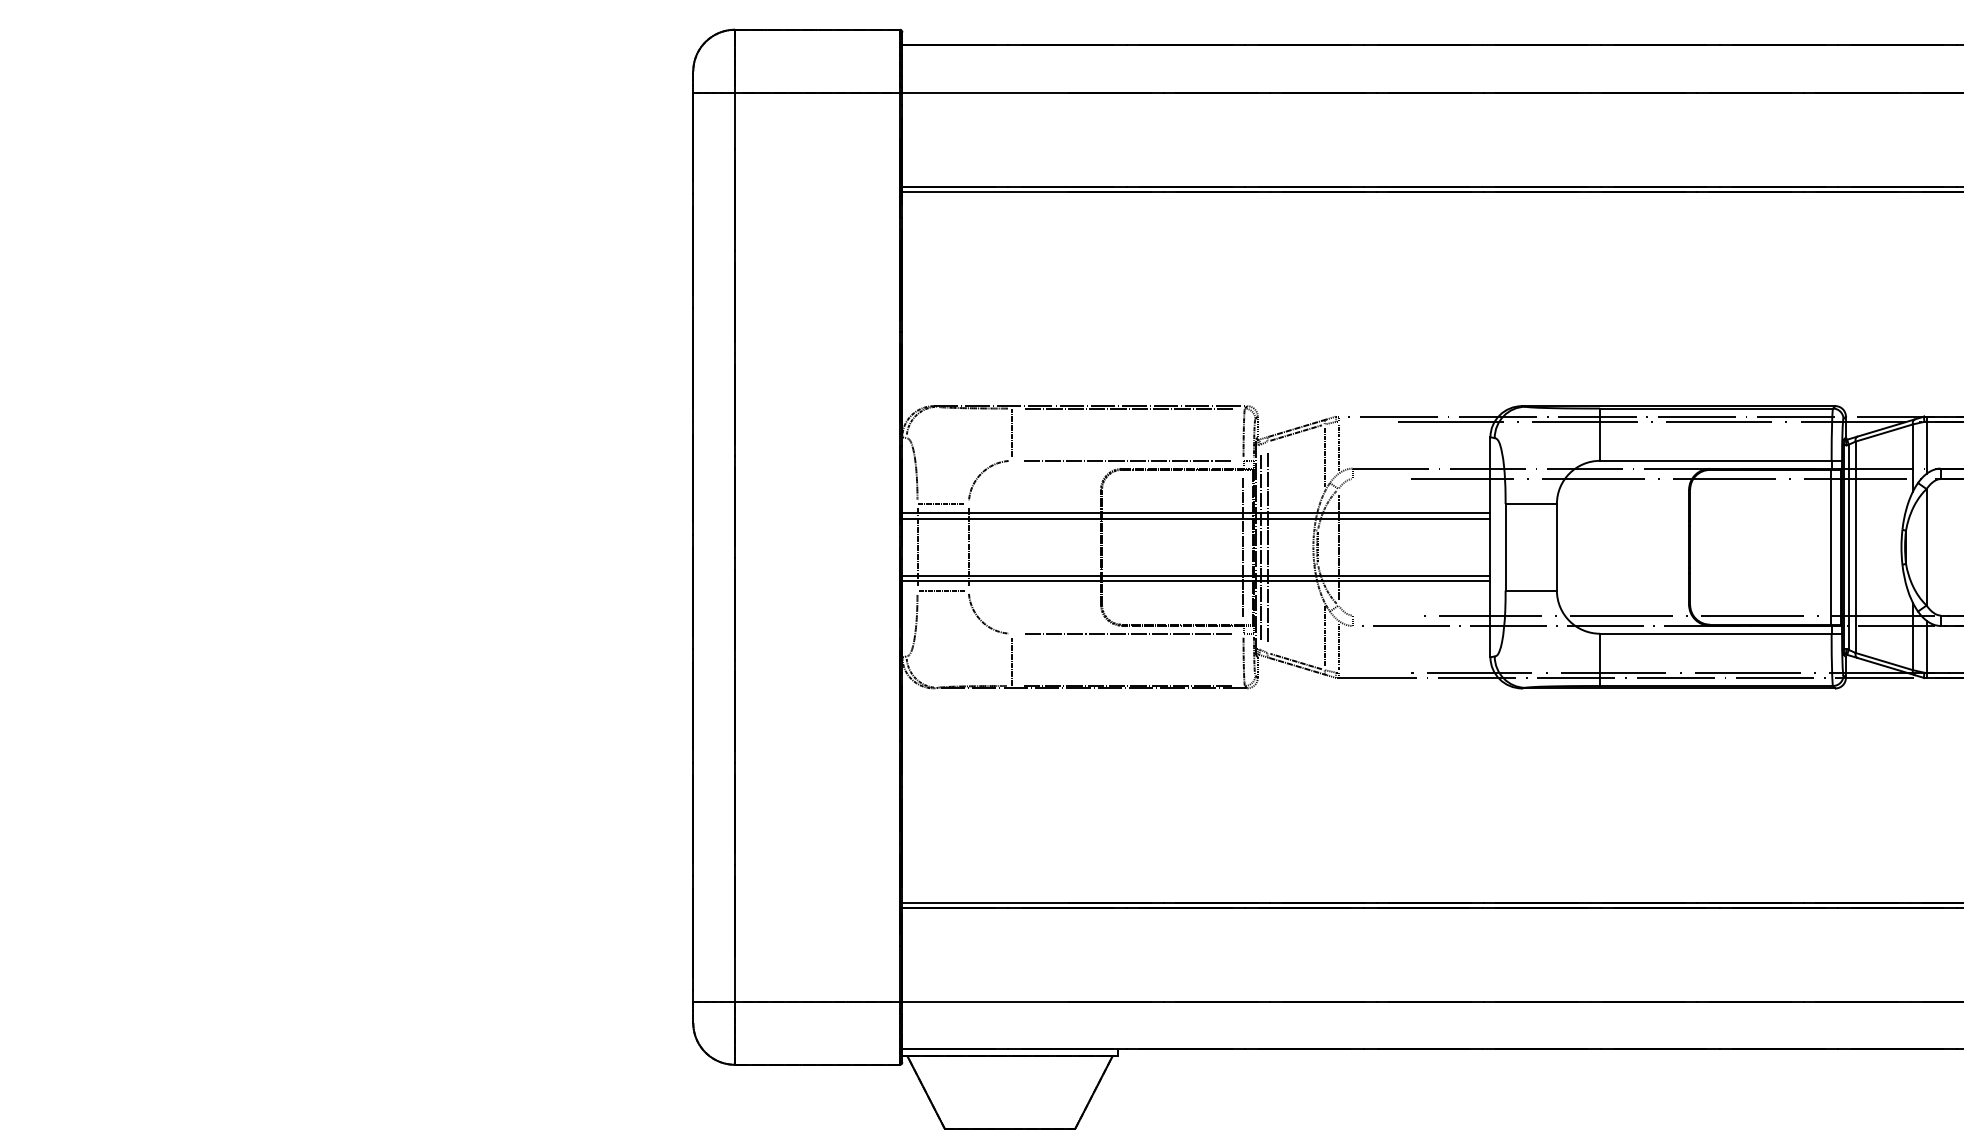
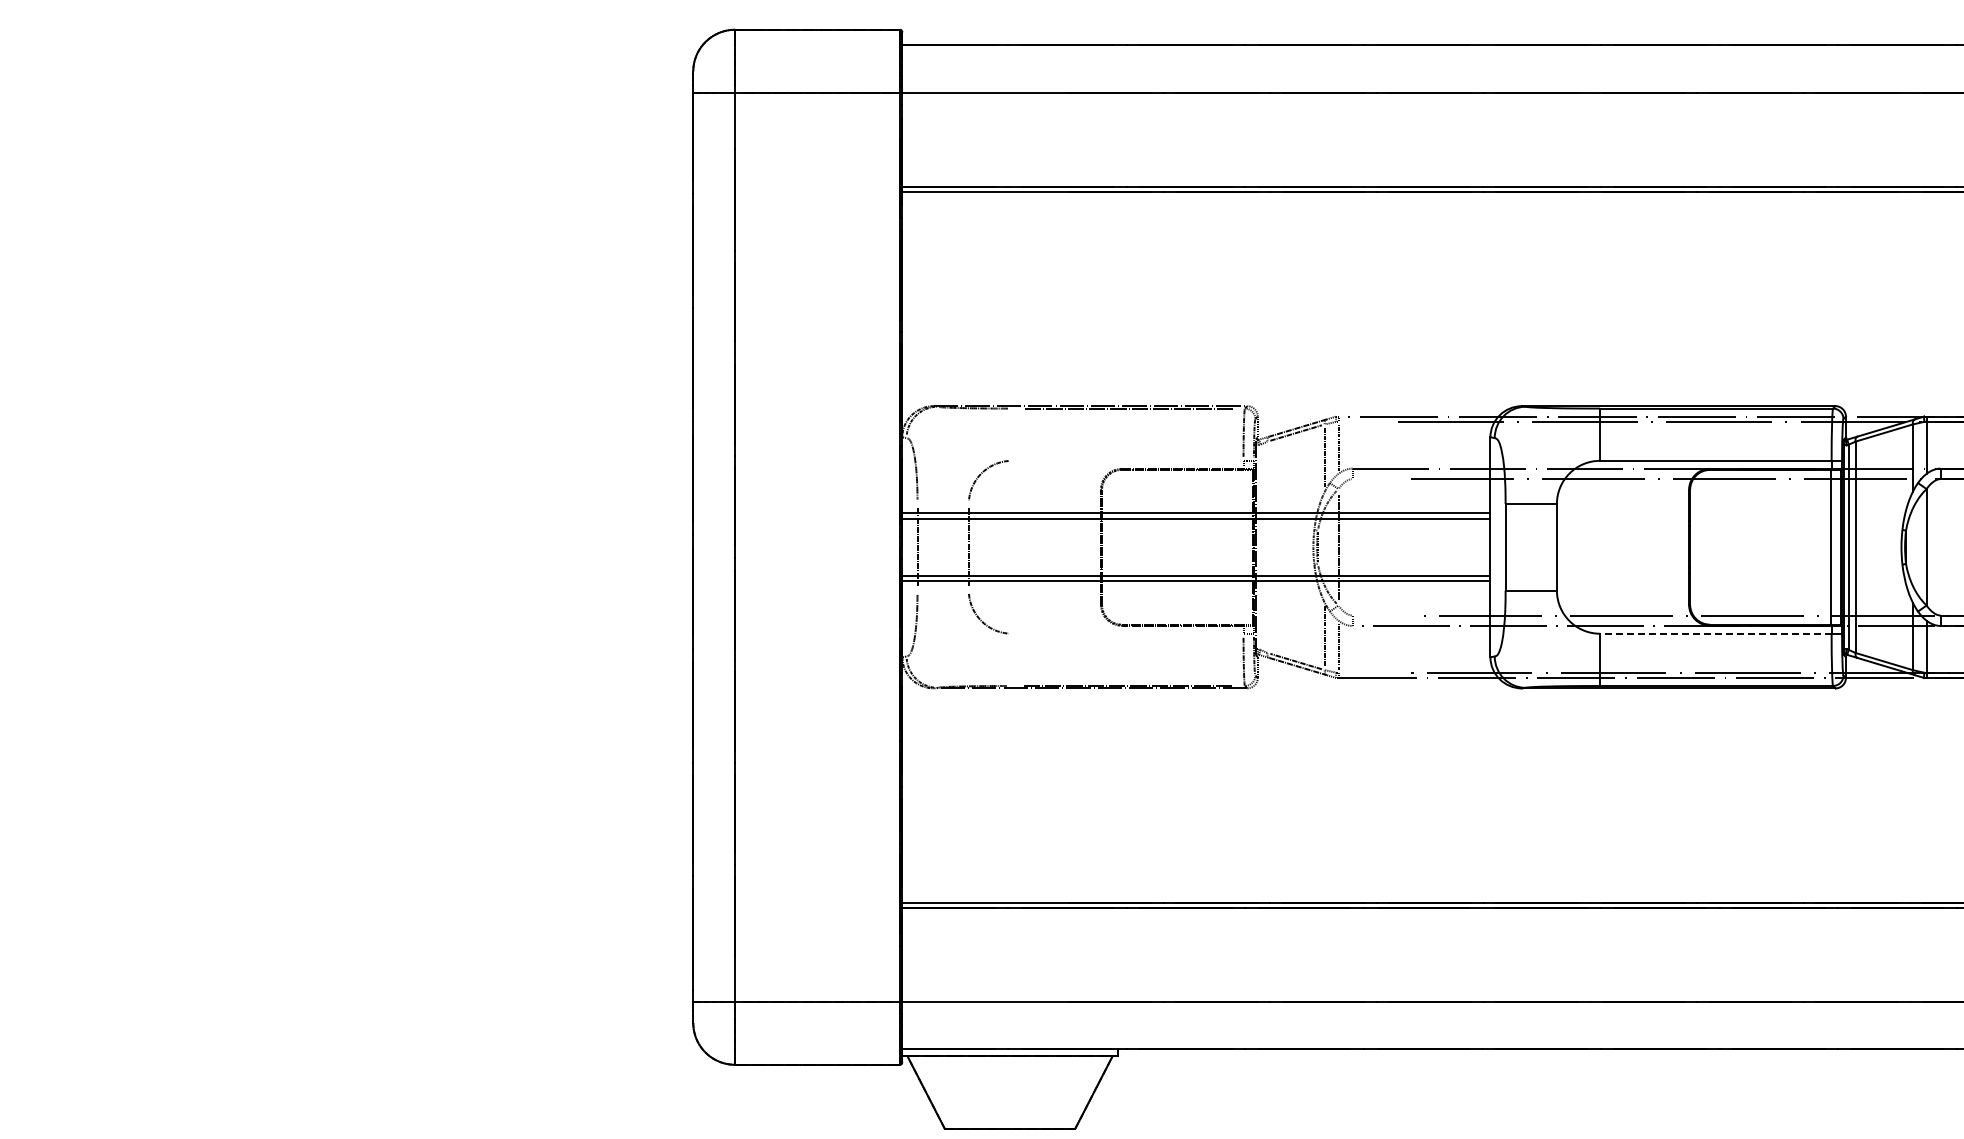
line: present -> none (1012, 432)
line: present -> none (1127, 460)
line: present -> none (941, 504)
line: present -> none (1242, 546)
line: present -> none (1260, 546)
line: present -> none (1267, 547)
line: present -> none (941, 590)
line: present -> none (1127, 633)
line: solid -> dashed (1715, 633)
line: present -> none (1012, 661)
